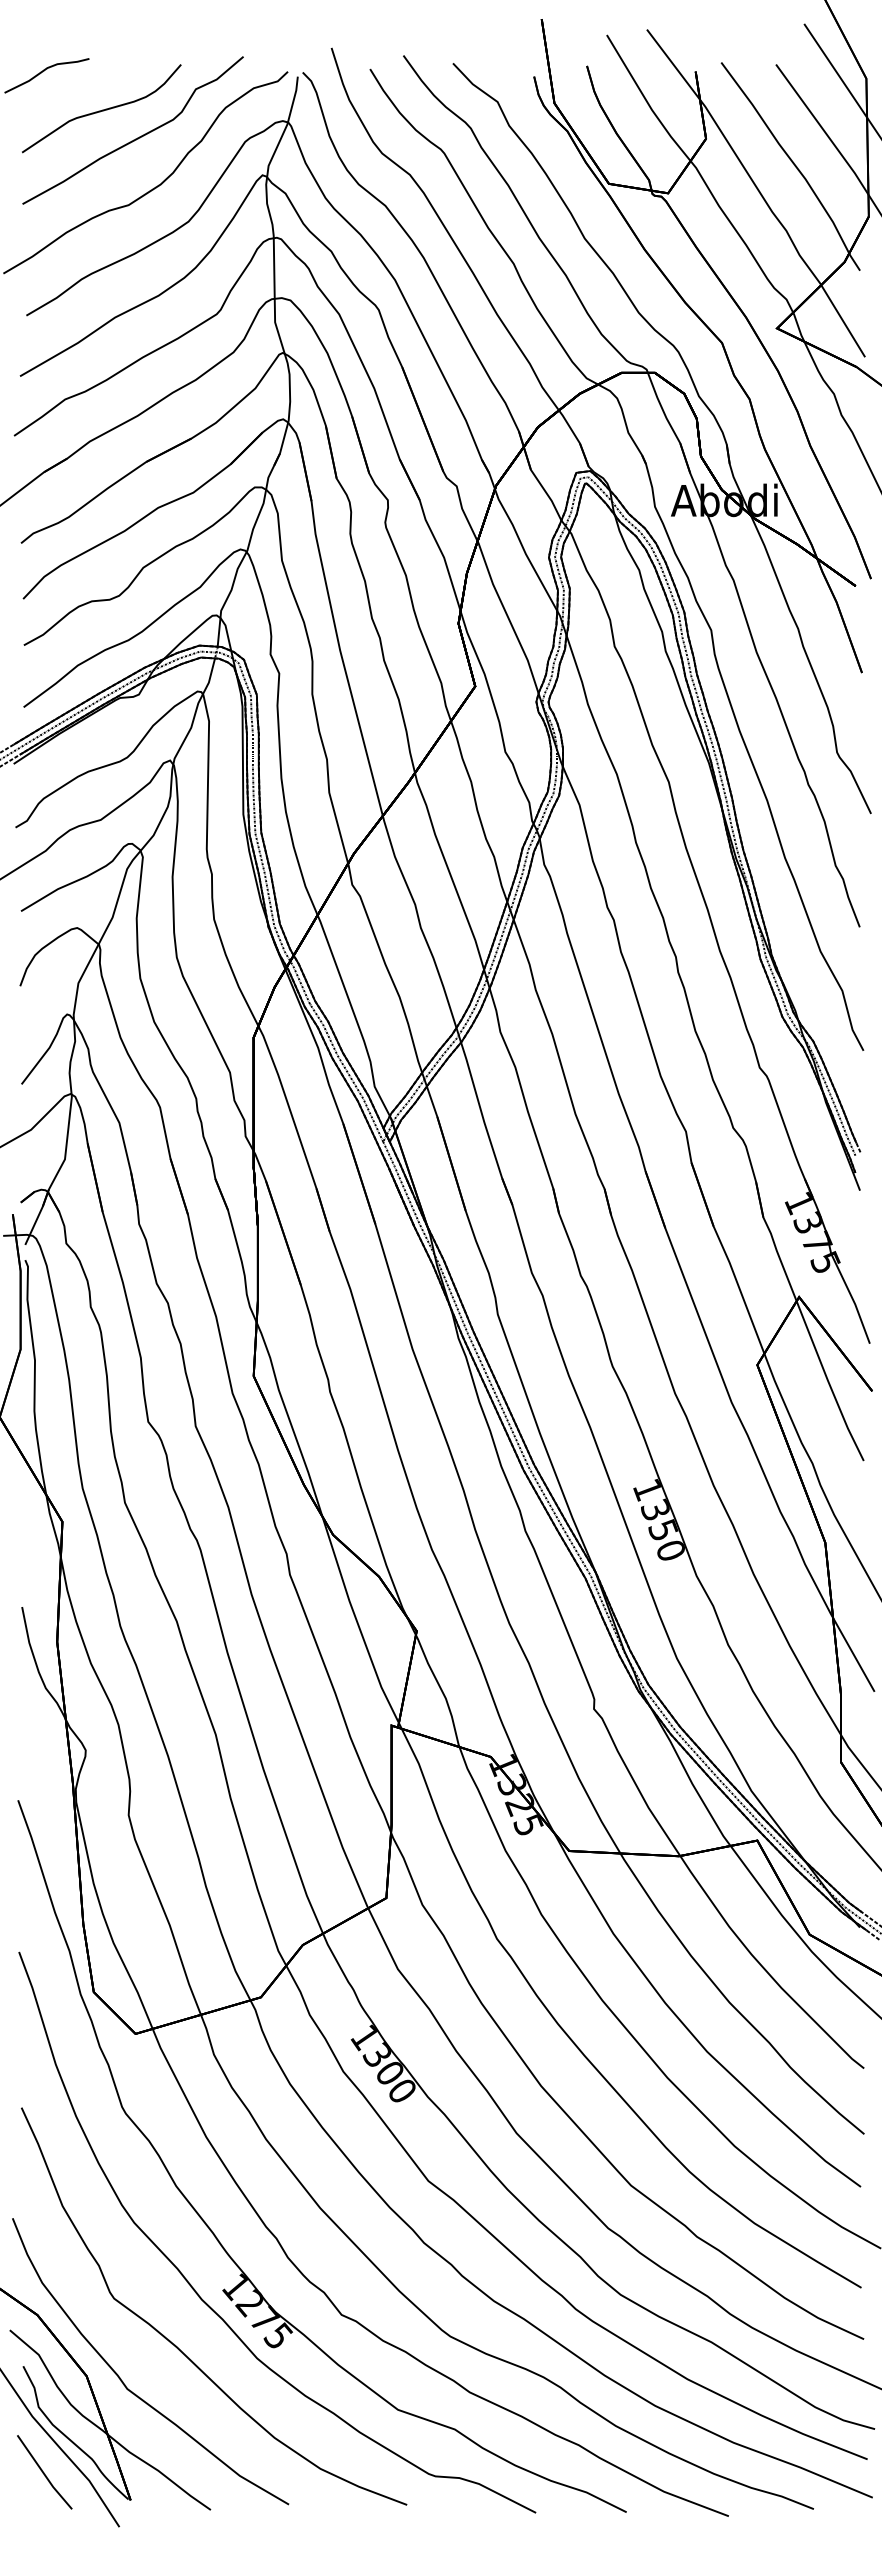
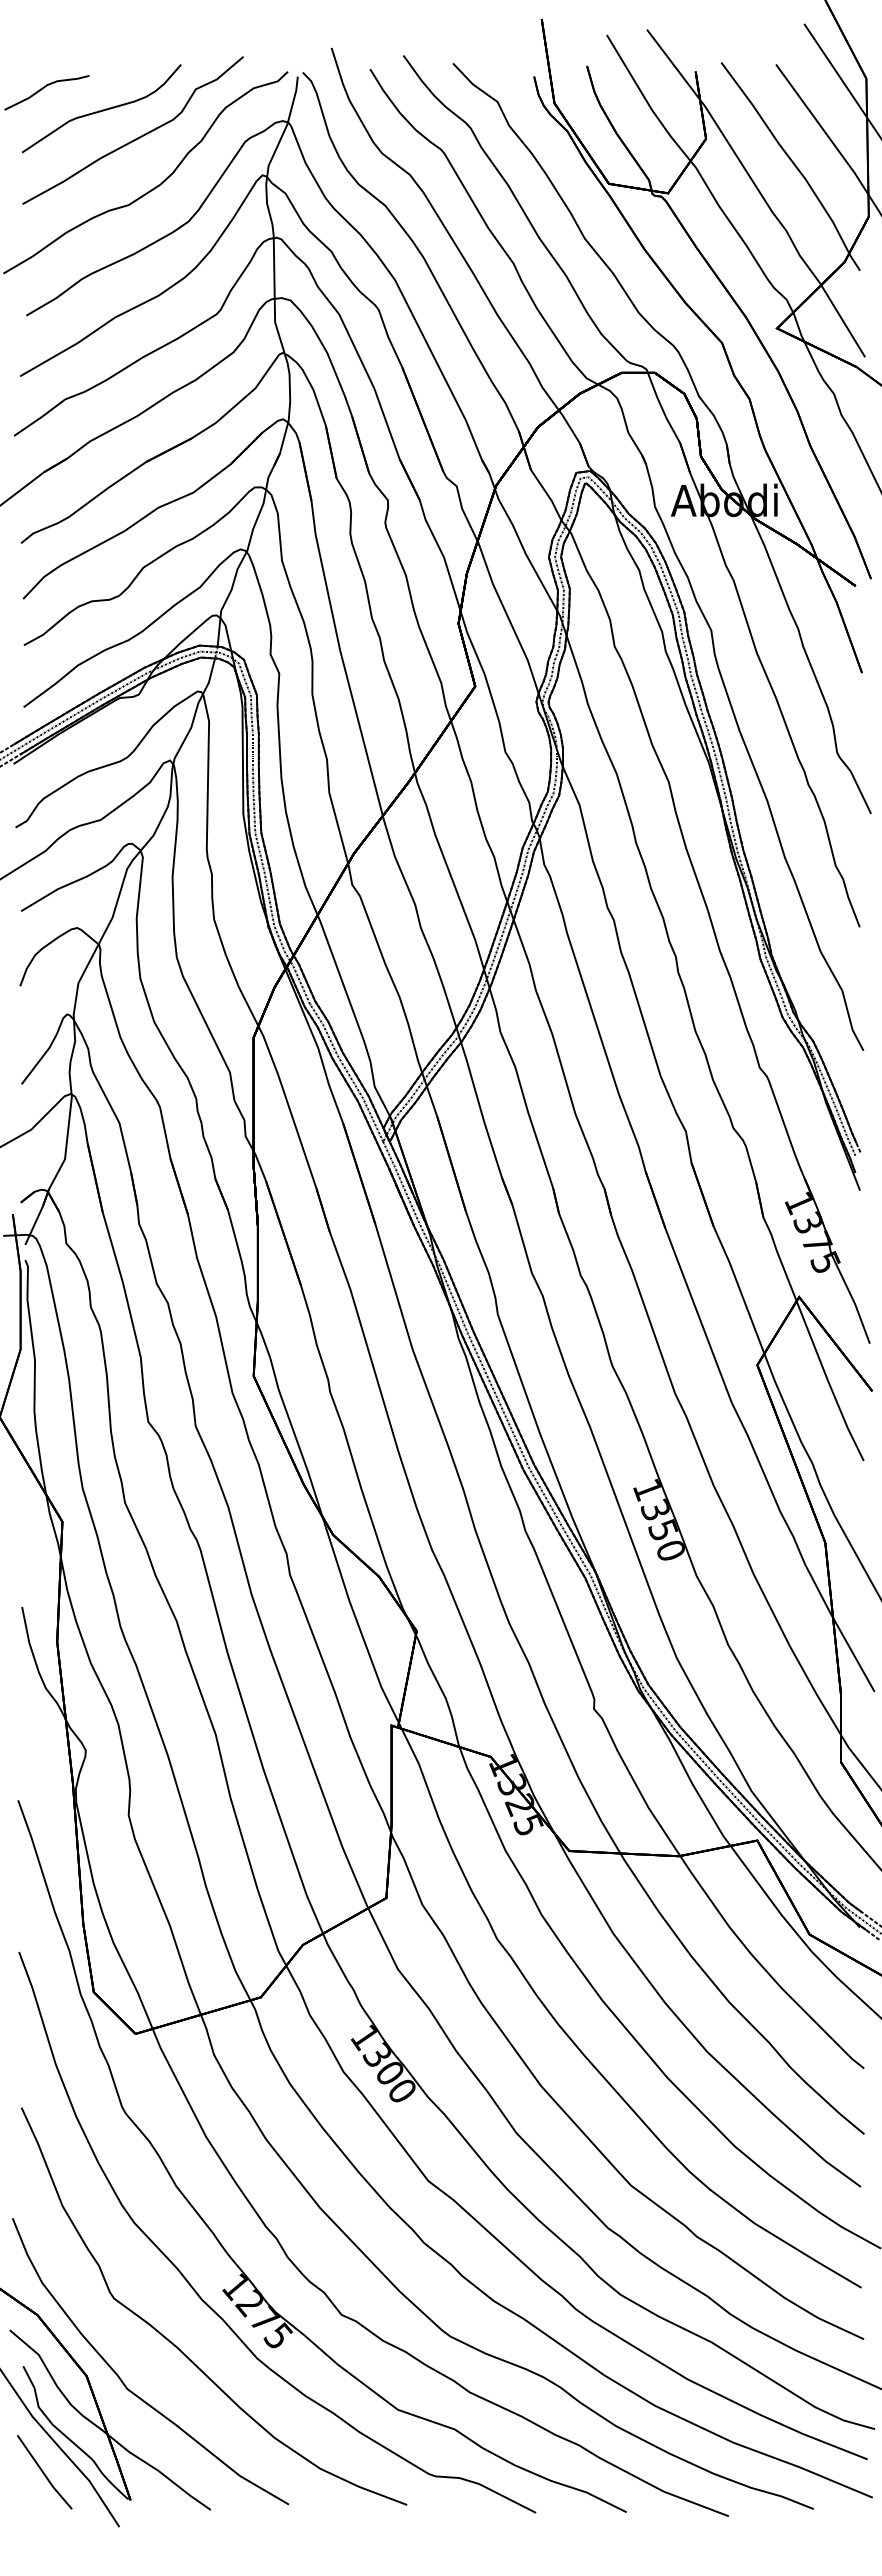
curve position: (44, 71) -> (44, 88) (44, 88)
